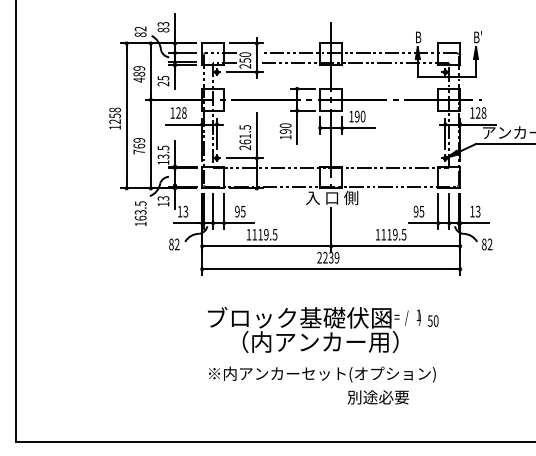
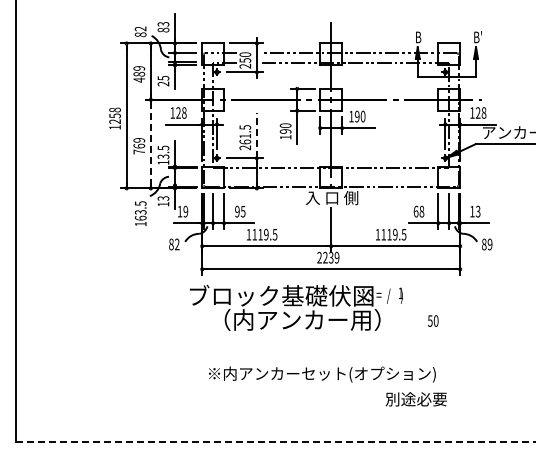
line: solid -> dashed (256, 135)
line: solid -> dashed (150, 143)
text: 13 -> 19 (185, 211)
text: 95 -> 68 (418, 211)
text: 82 -> 89 (489, 244)
text position: (314, 329) -> (296, 307) (296, 307)
text position: (377, 397) -> (415, 399) (415, 399)
line: solid -> dashed (276, 442)
